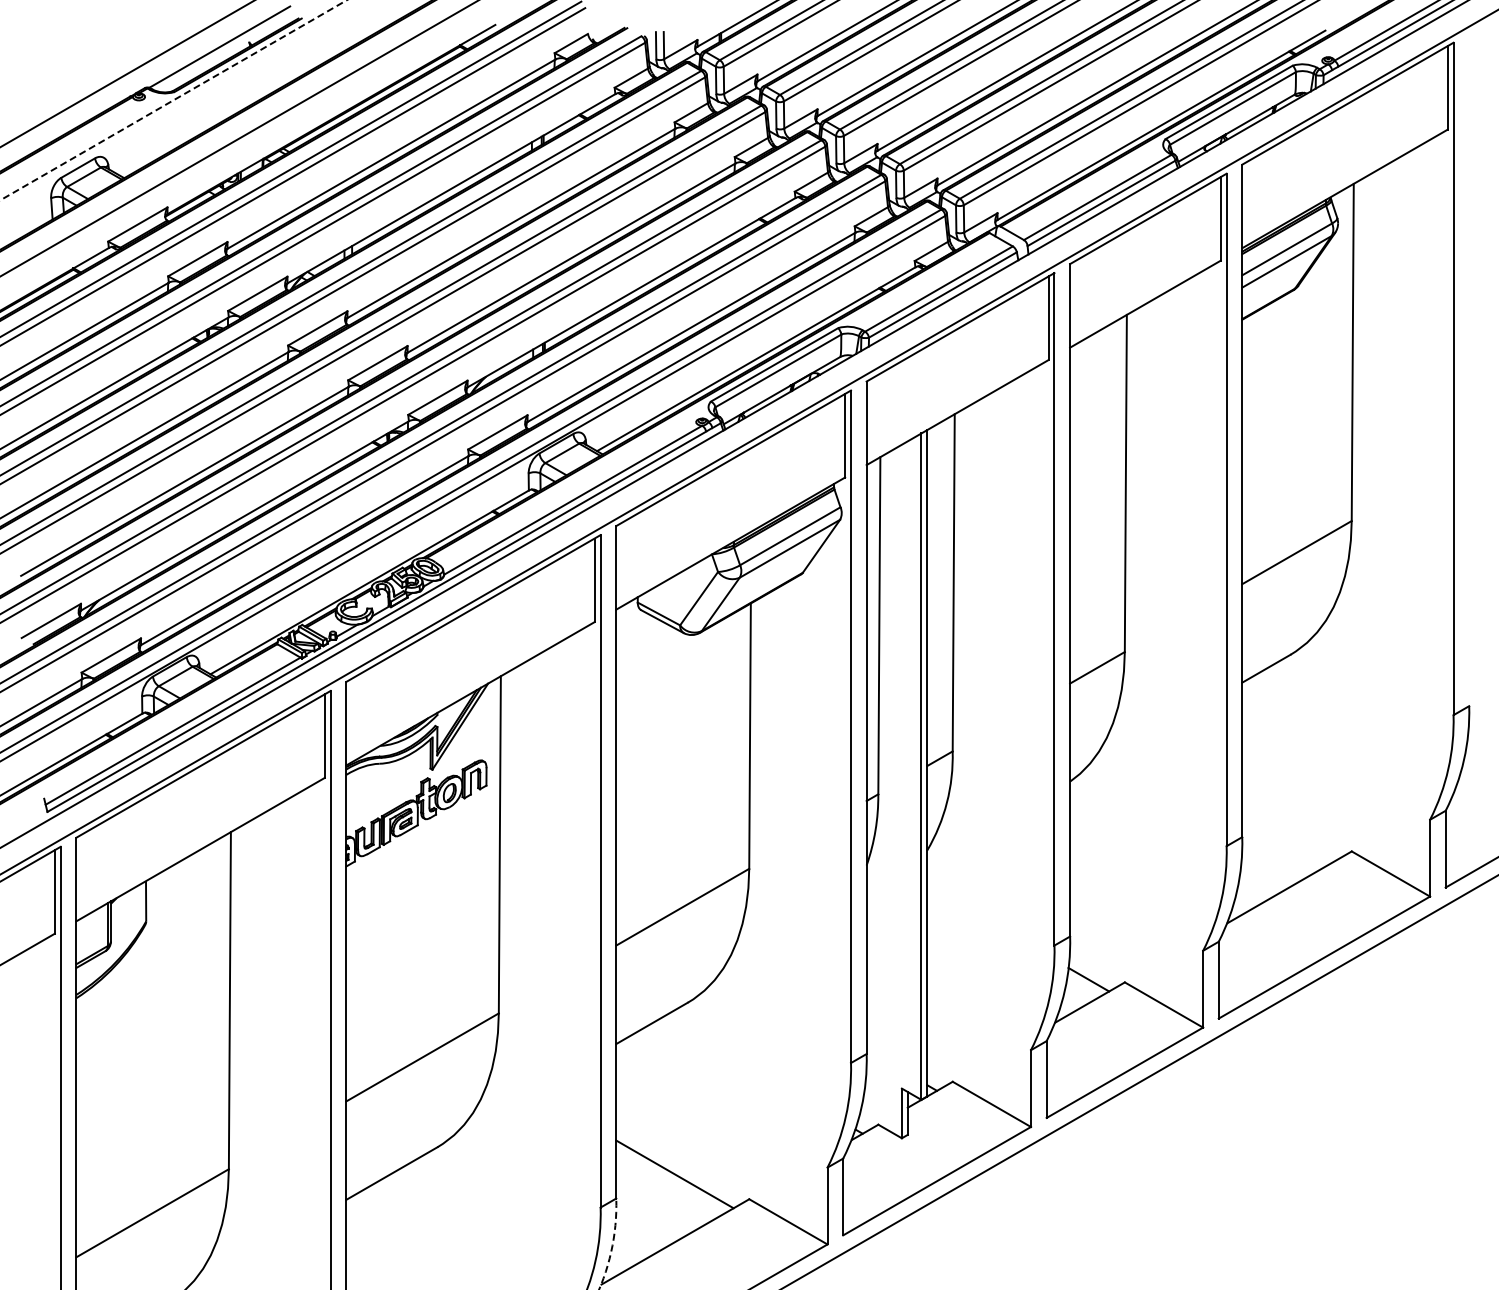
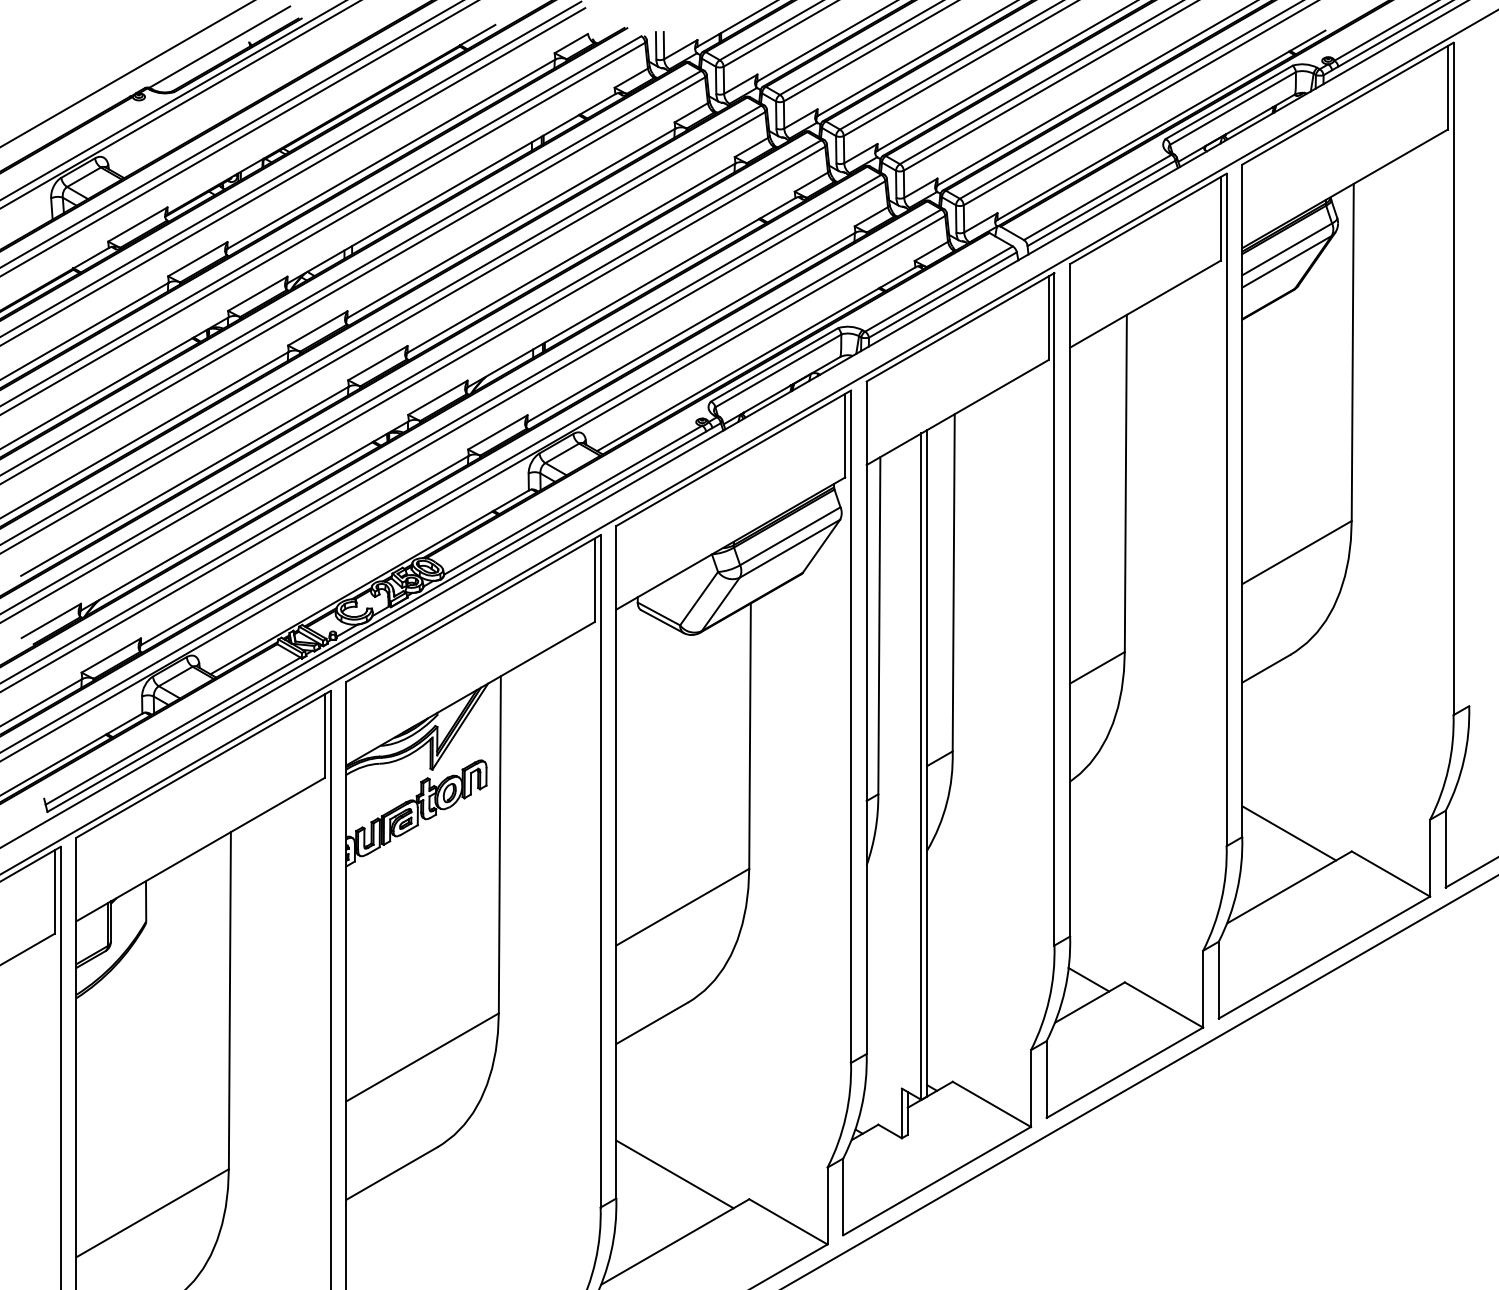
line: dashed -> solid (173, 100)
line: none -> present (180, 104)
line: none -> present (231, 134)
line: none -> present (1289, 833)
arc: dashed -> solid (612, 1244)
